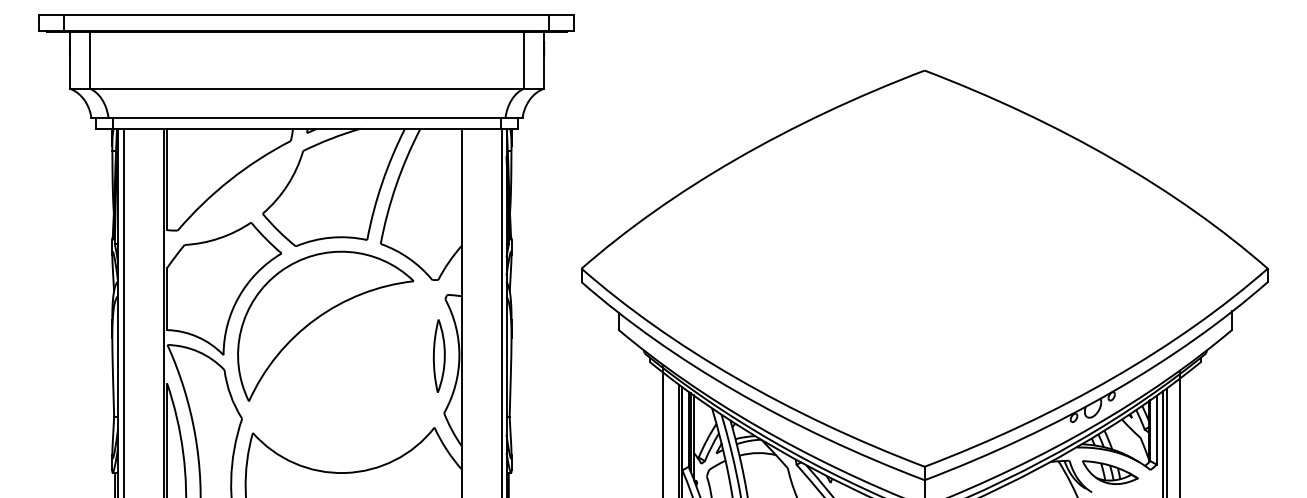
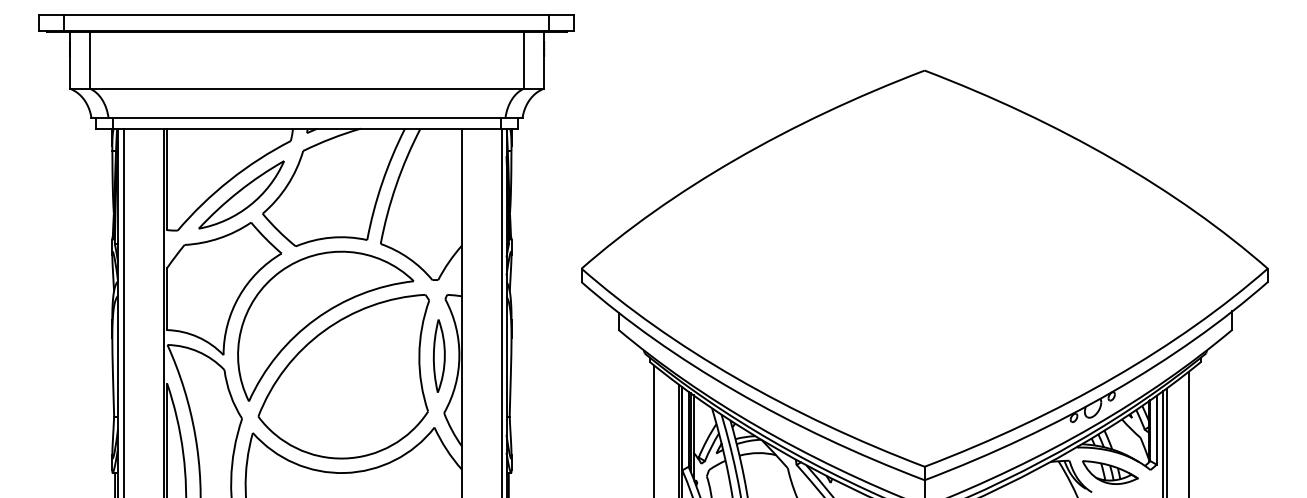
part: none -> present (241, 194)
part: none -> present (343, 376)
line position: (663, 429) -> (654, 429) (654, 429)
line position: (1179, 432) -> (1188, 432) (1188, 432)
